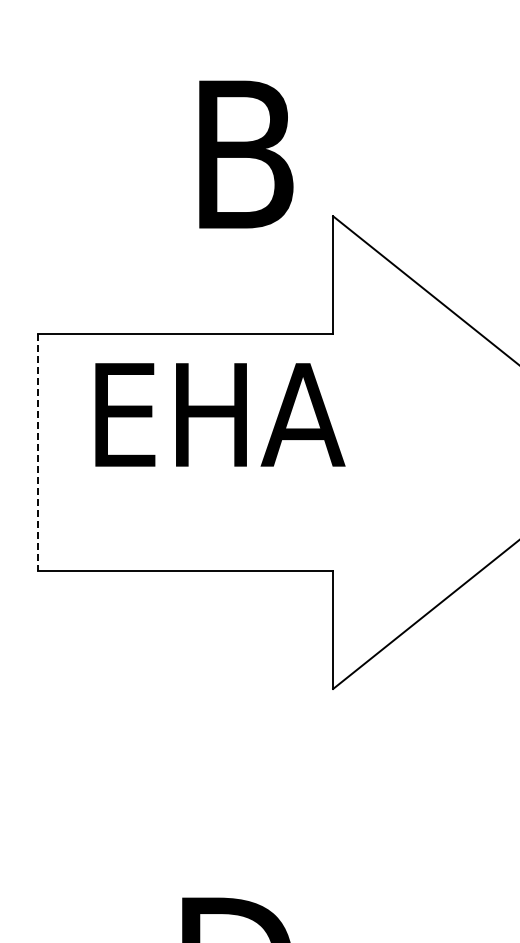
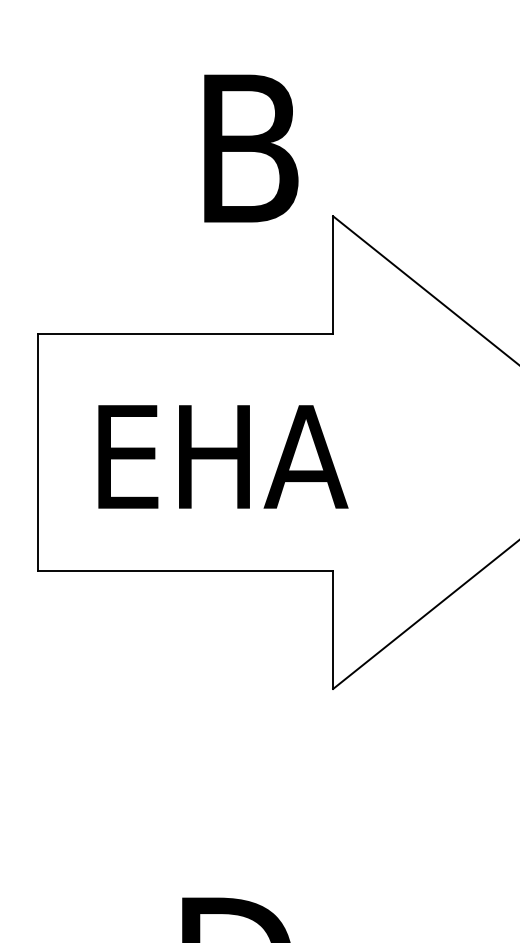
text position: (246, 154) -> (251, 148) (251, 148)
text position: (220, 414) -> (223, 456) (223, 456)
line: dashed -> solid (37, 453)
